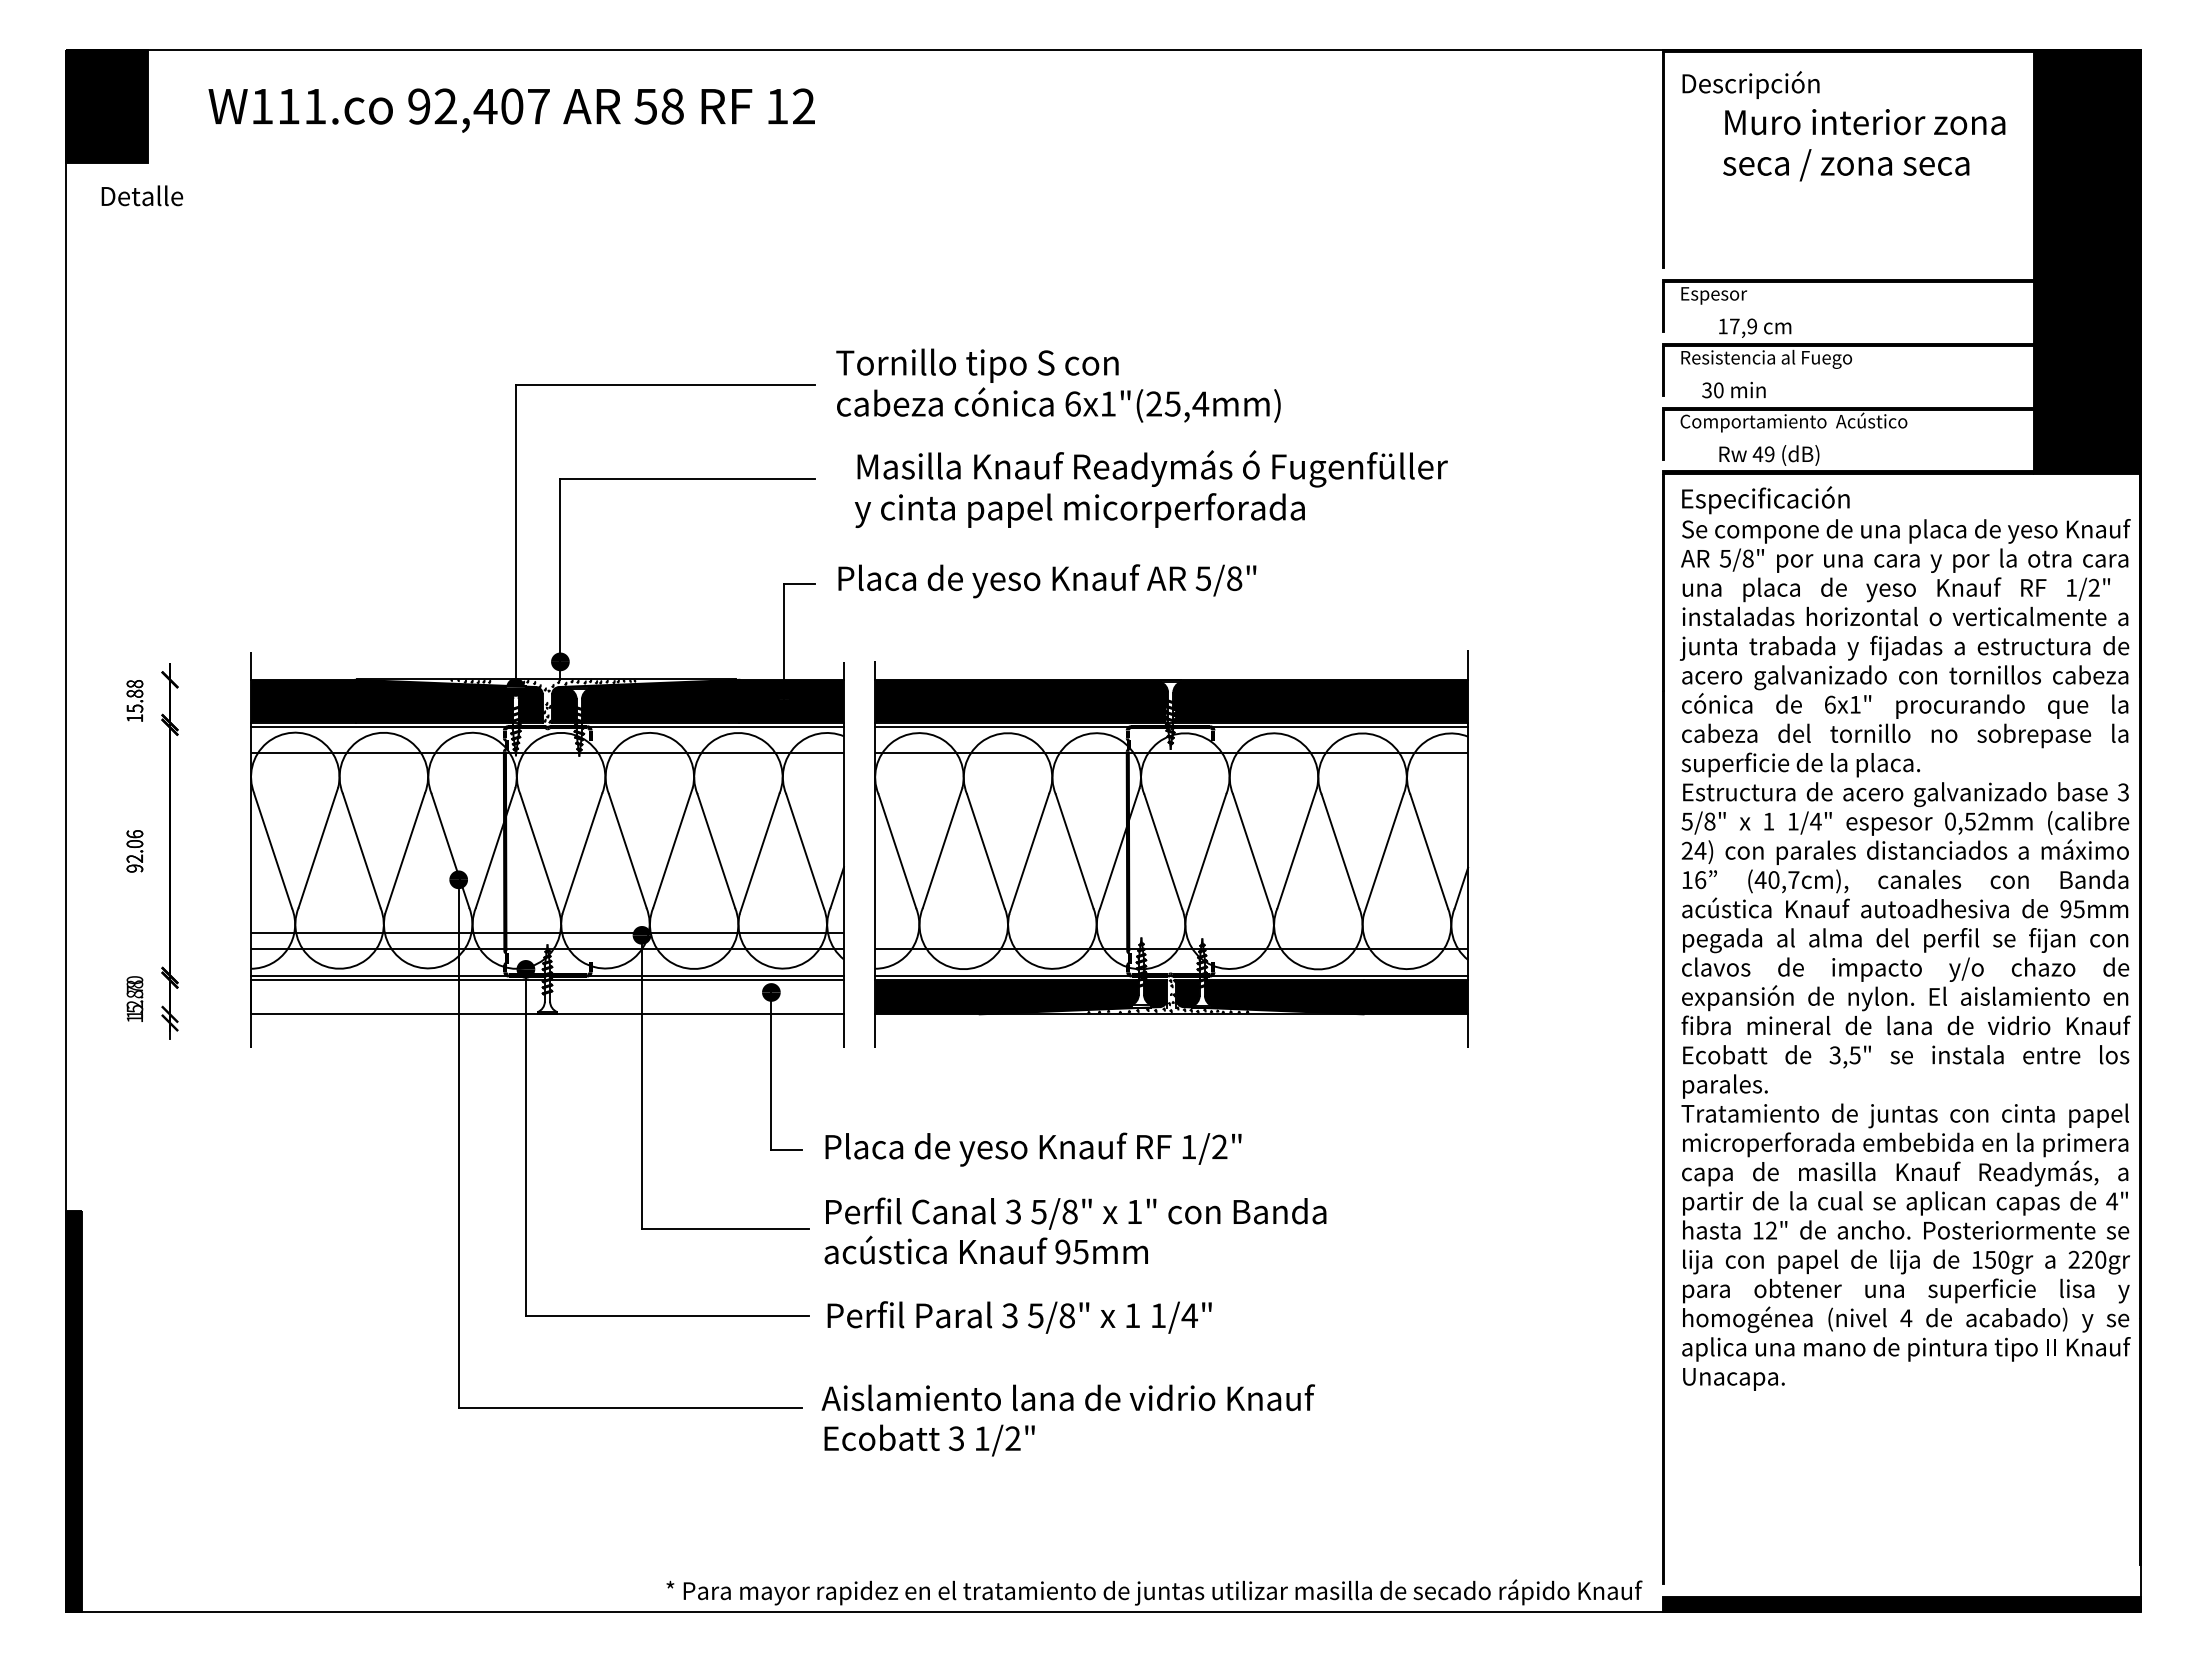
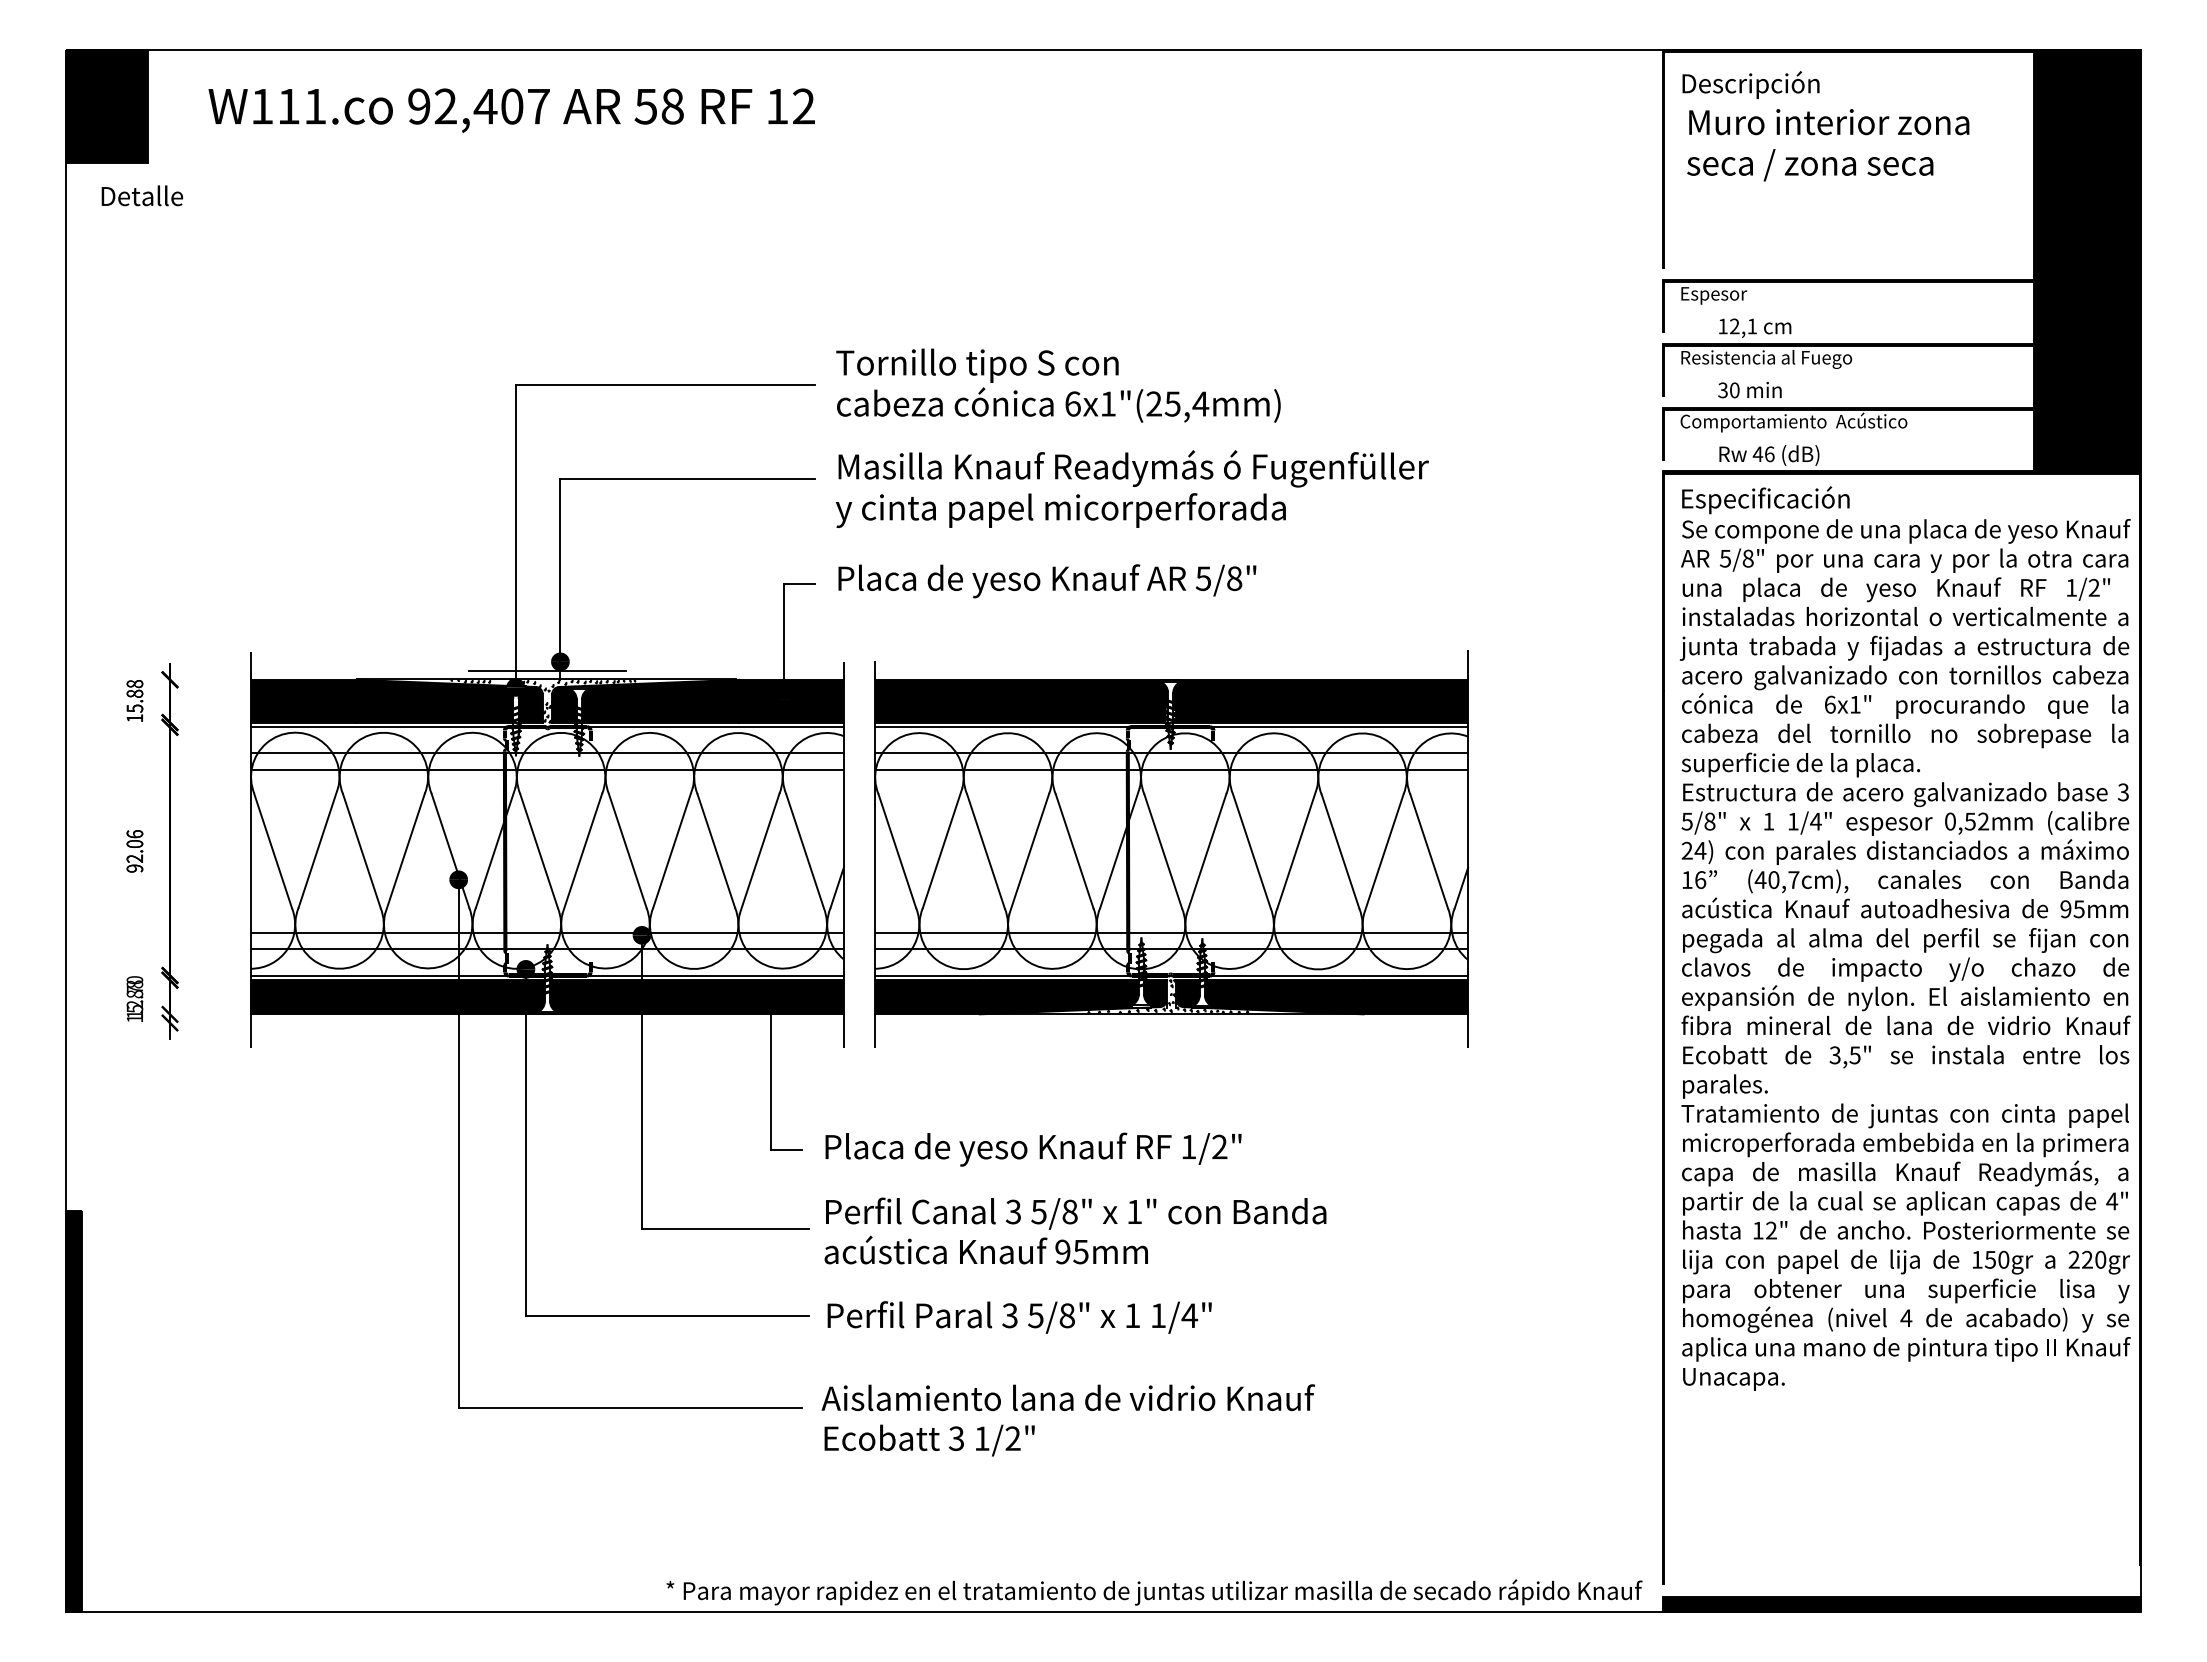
text position: (1864, 145) -> (1828, 145) (1828, 145)
text: 17,9 -> 12,1 (1743, 326)
text position: (1733, 389) -> (1749, 389) (1749, 389)
text: 49 -> 46 (1769, 454)
text position: (1150, 488) -> (1131, 488) (1131, 488)
line: none -> present (547, 671)
line: none -> present (547, 770)
line: none -> present (1171, 770)
line: none -> present (1171, 932)
fill: none -> present (397, 997)
fill: none -> present (696, 997)
